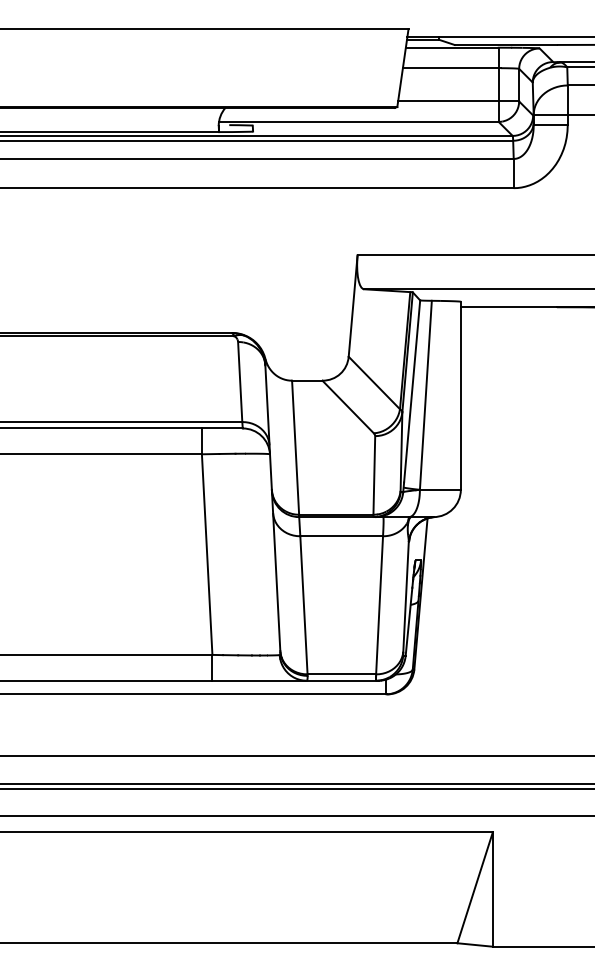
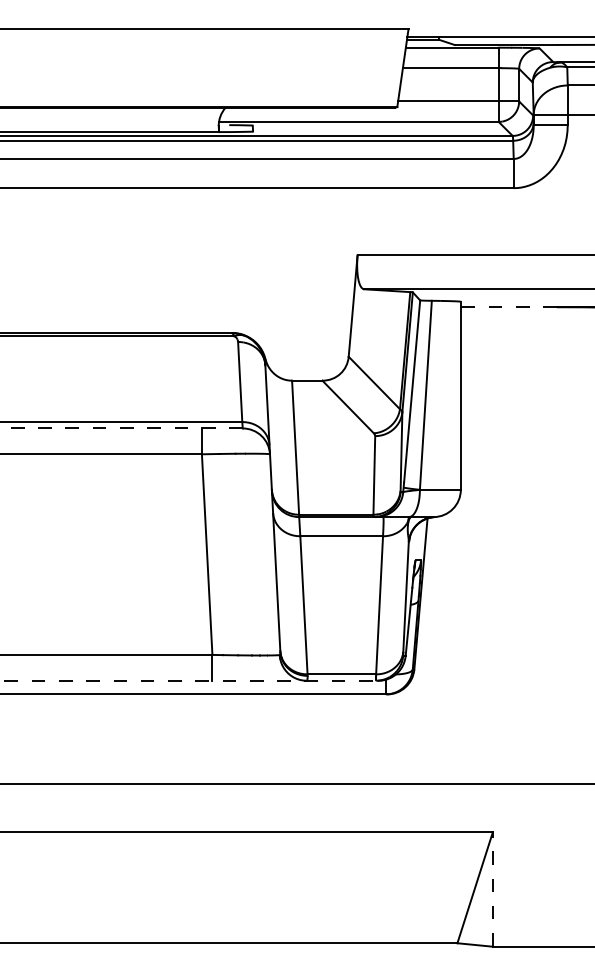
line: solid -> dashed (508, 307)
line: solid -> dashed (120, 428)
line: solid -> dashed (189, 680)
line: present -> none (296, 756)
line: present -> none (296, 788)
line: present -> none (296, 816)
line: solid -> dashed (492, 889)
